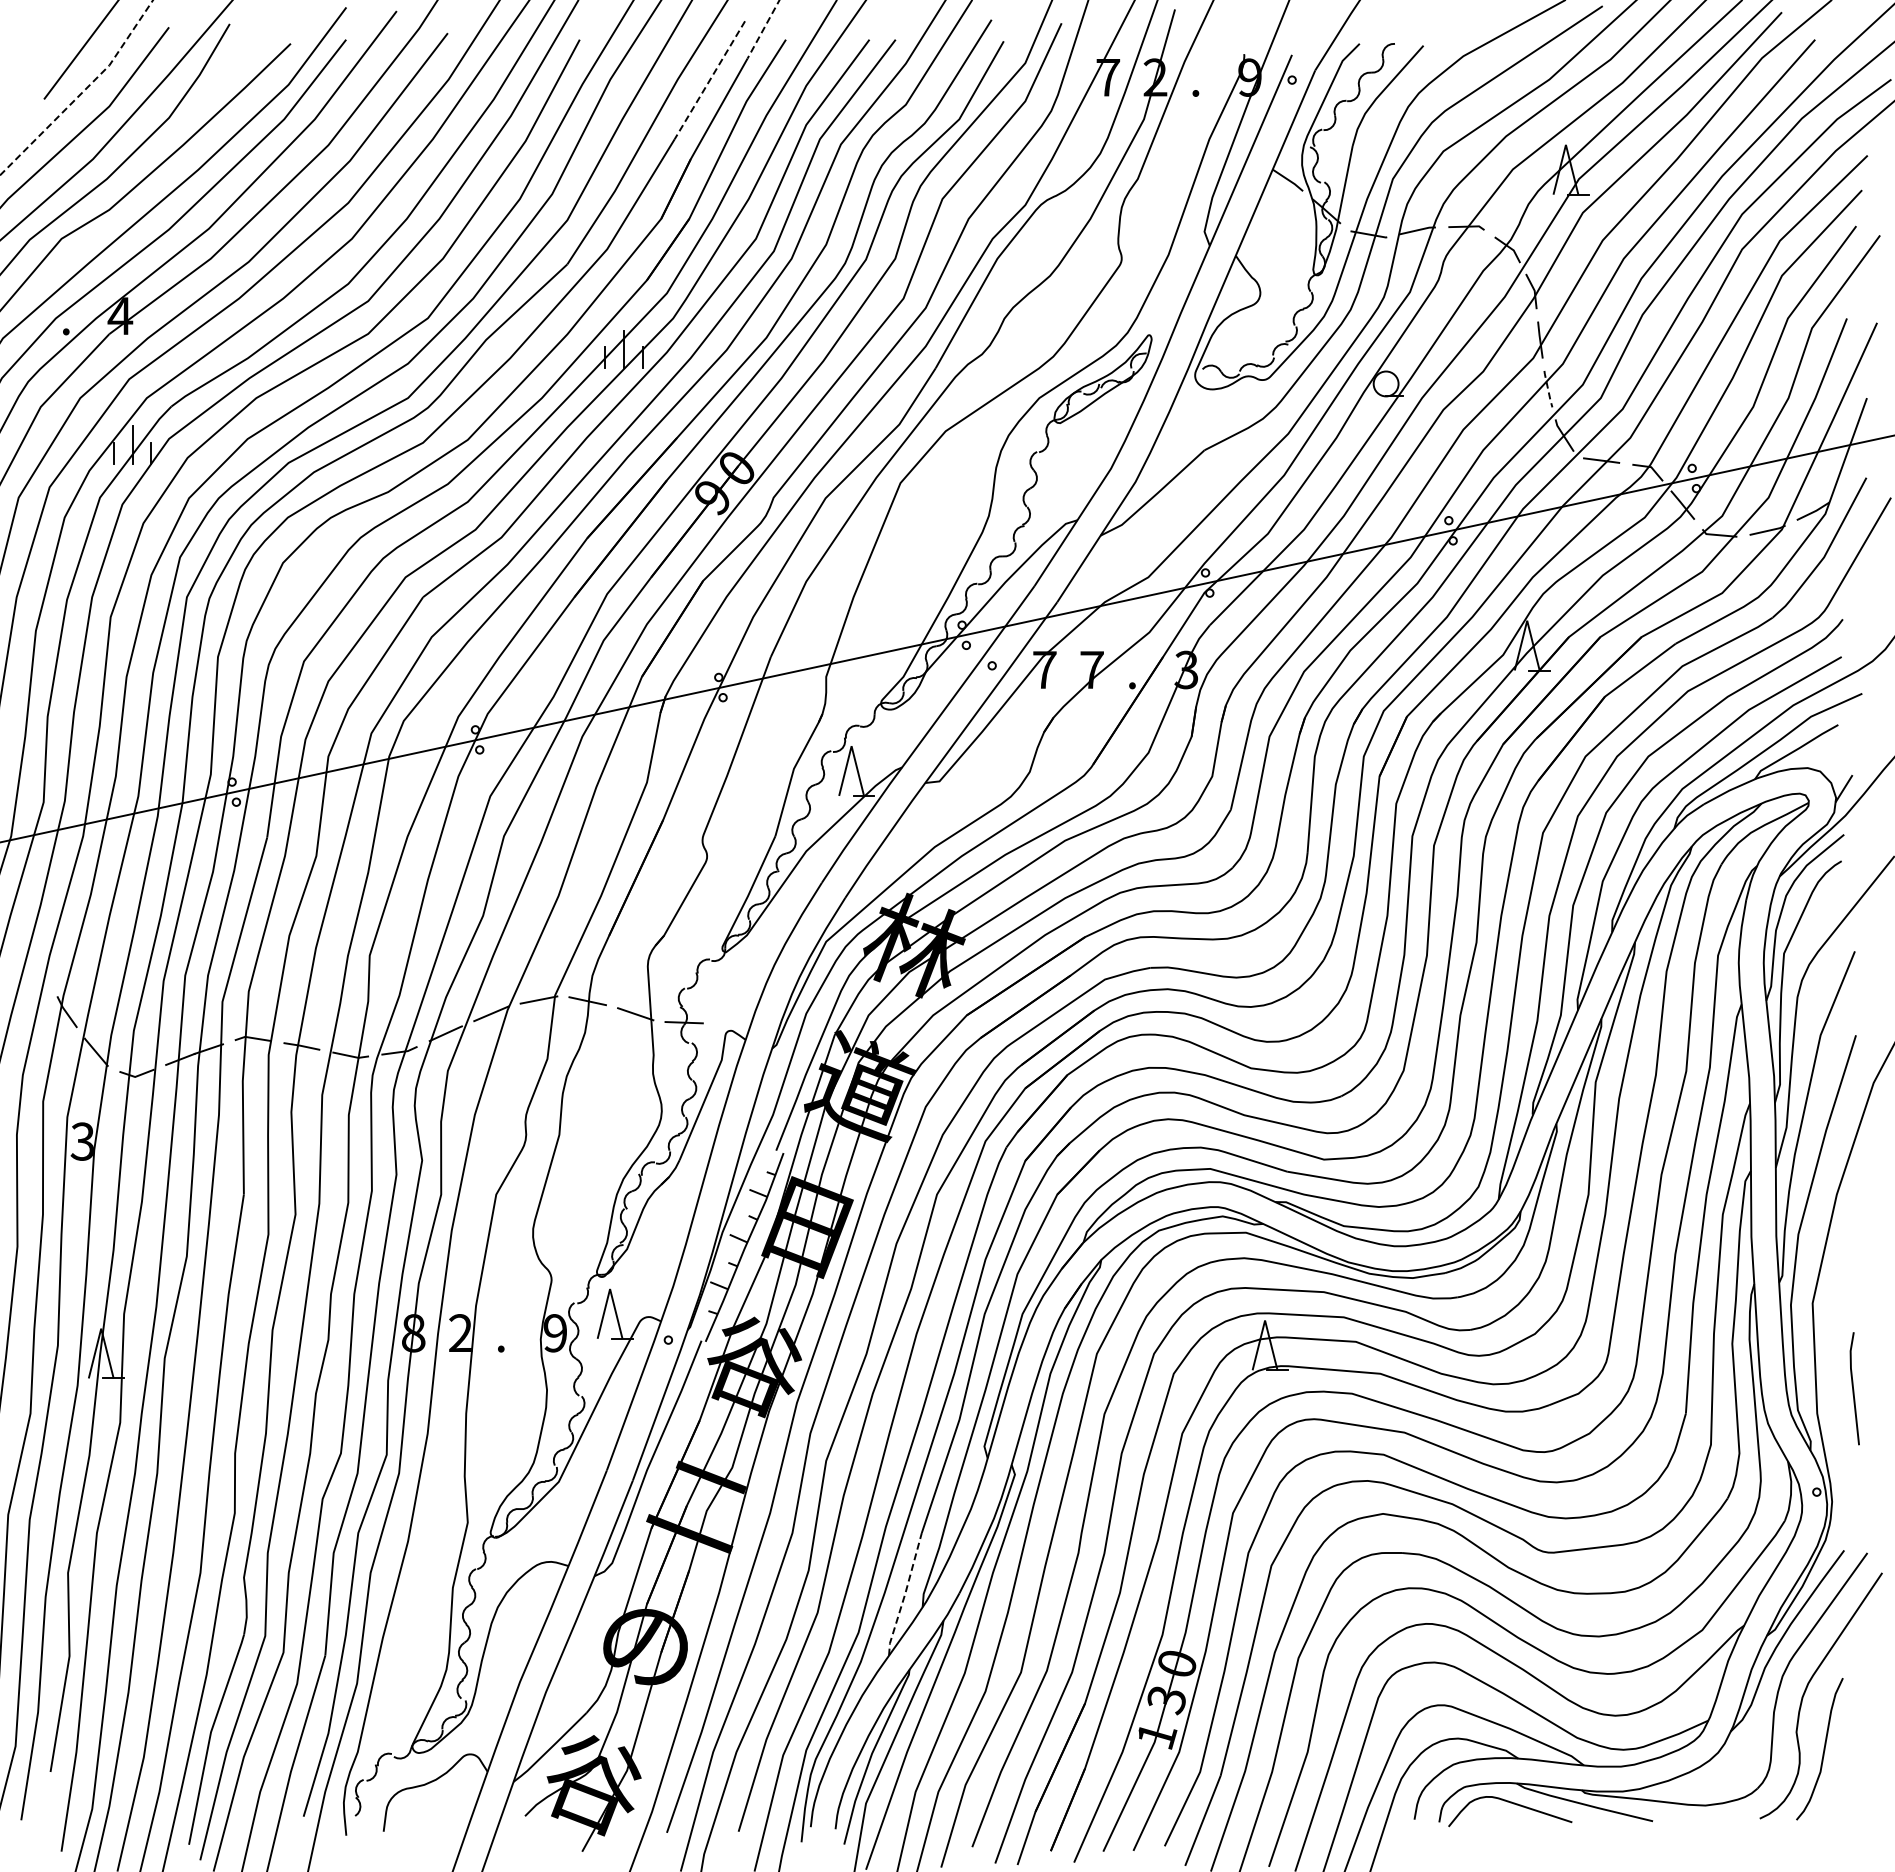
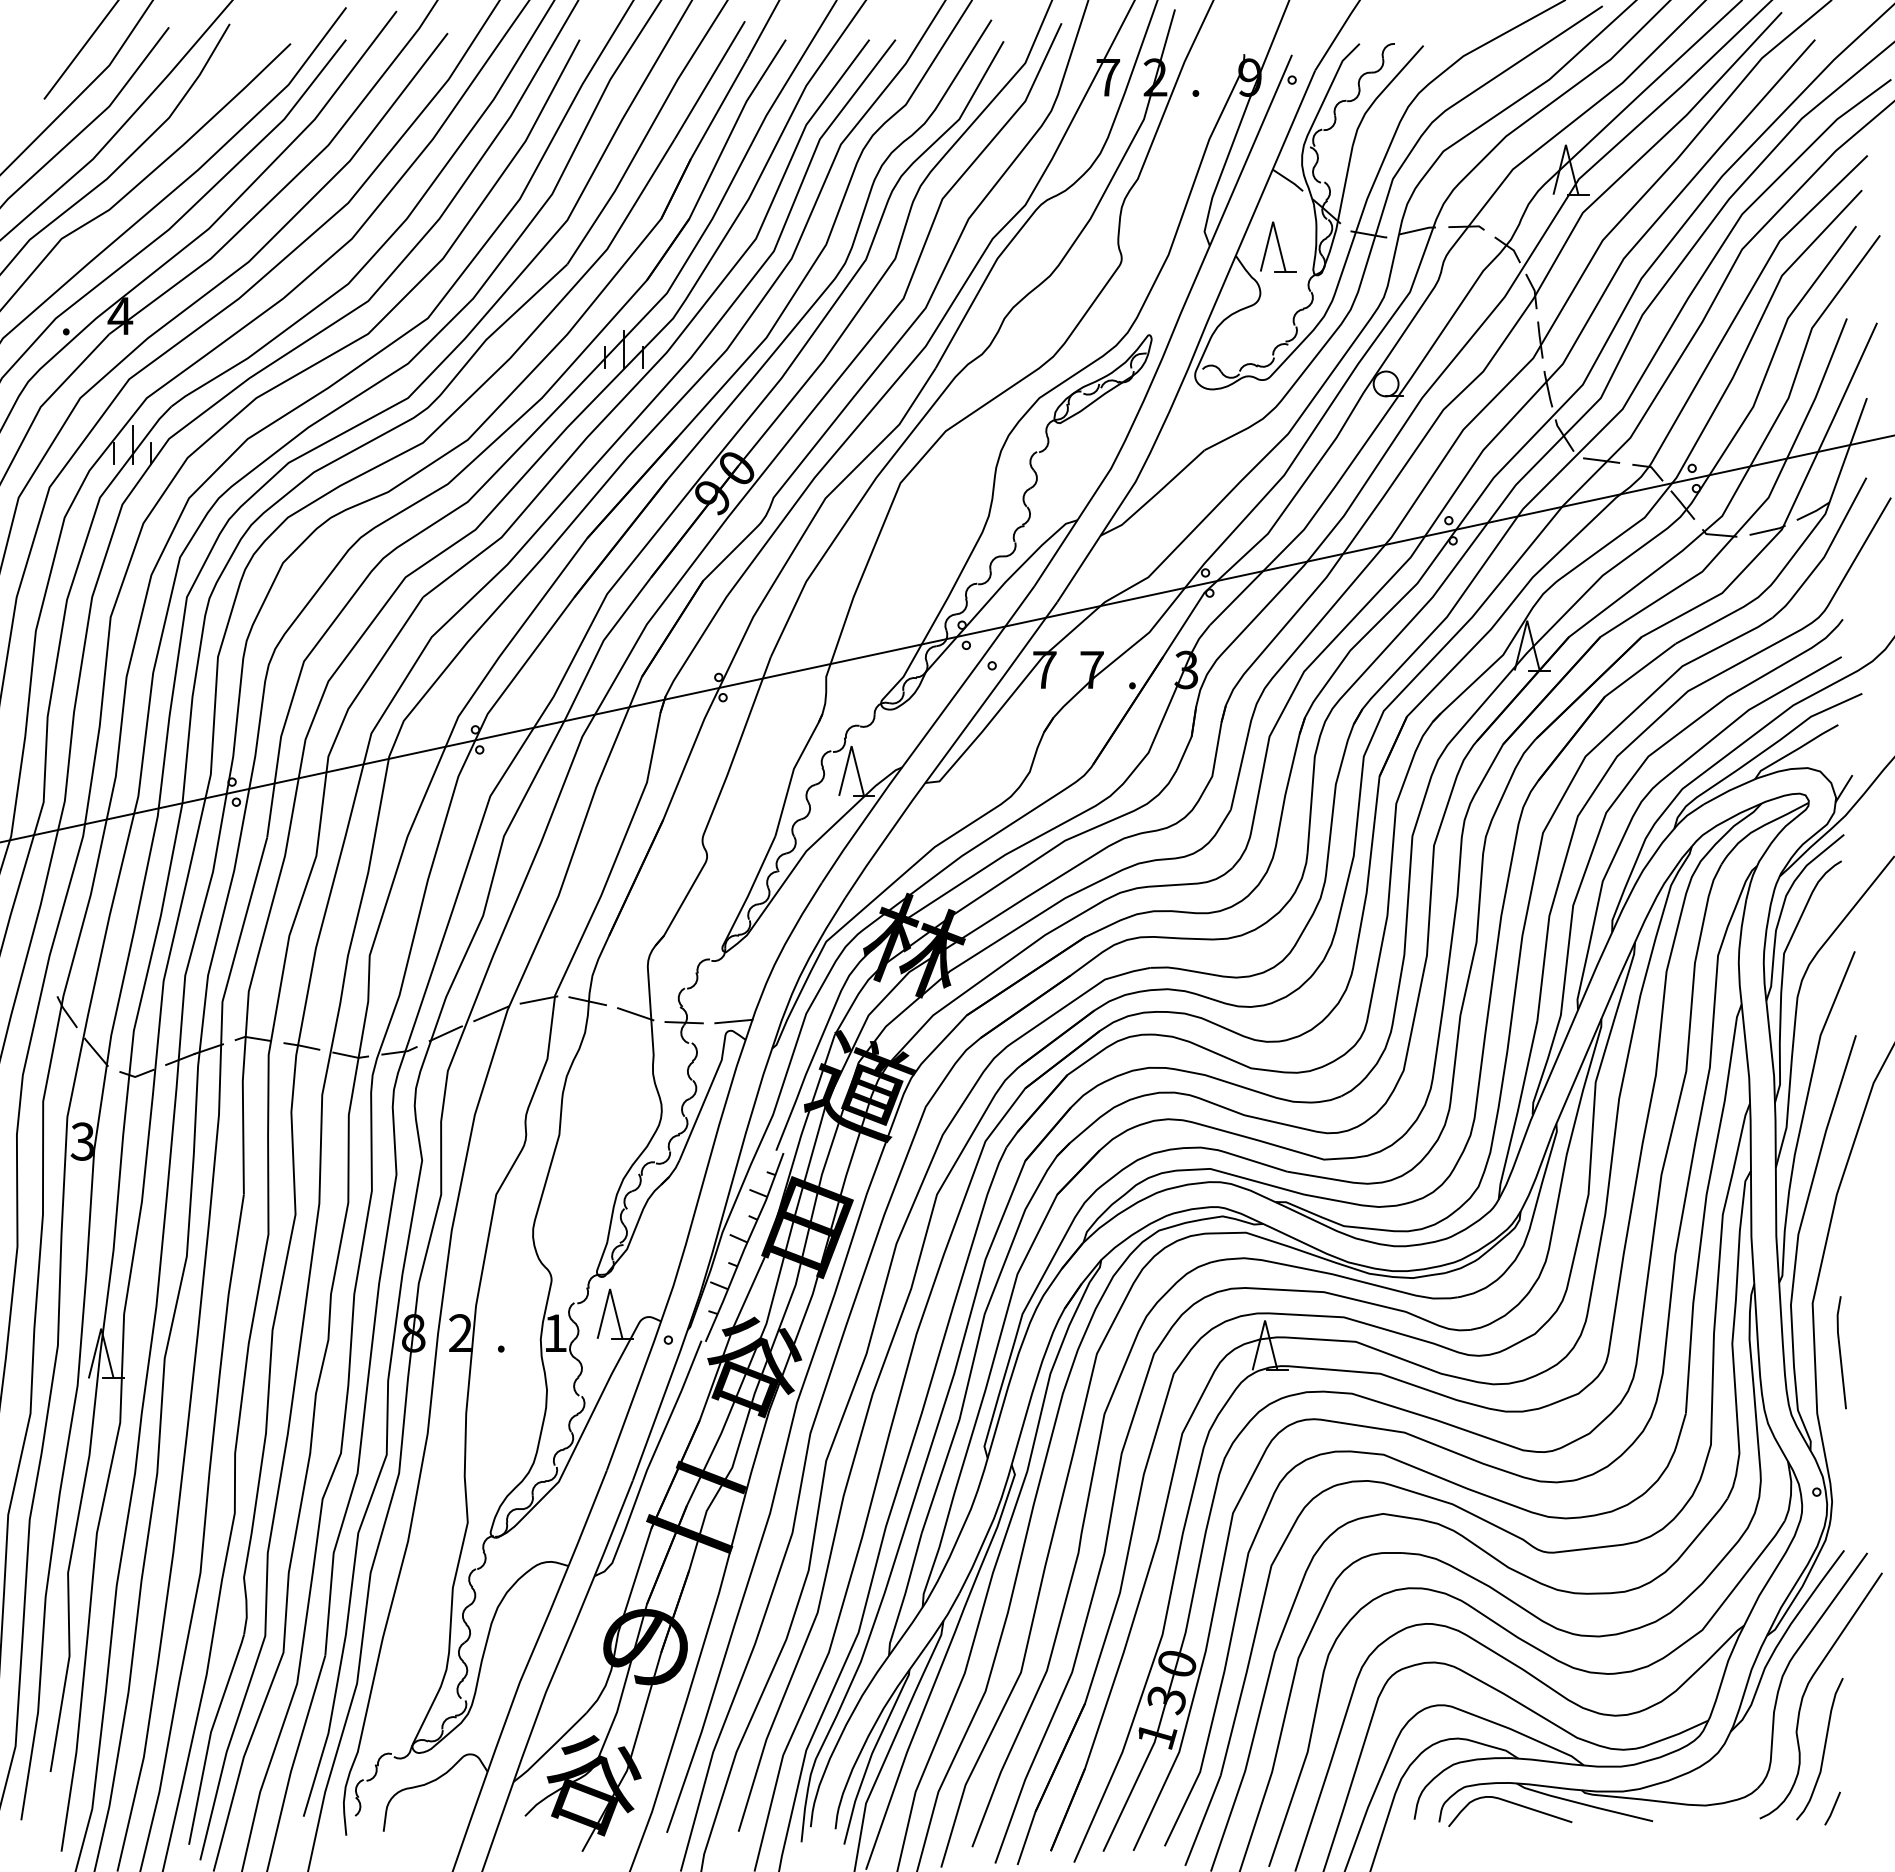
line: dashed -> solid (763, 29)
line: dashed -> solid (709, 80)
line: dashed -> solid (82, 92)
part: none -> present (1278, 246)
line: dashed -> solid (1548, 389)
line: none -> present (733, 1021)
text: 9 -> 1 (554, 1333)
line position: (1853, 1388) -> (1840, 1352) (1840, 1352)
line: dashed -> solid (905, 1593)
line: none -> present (1832, 1808)
